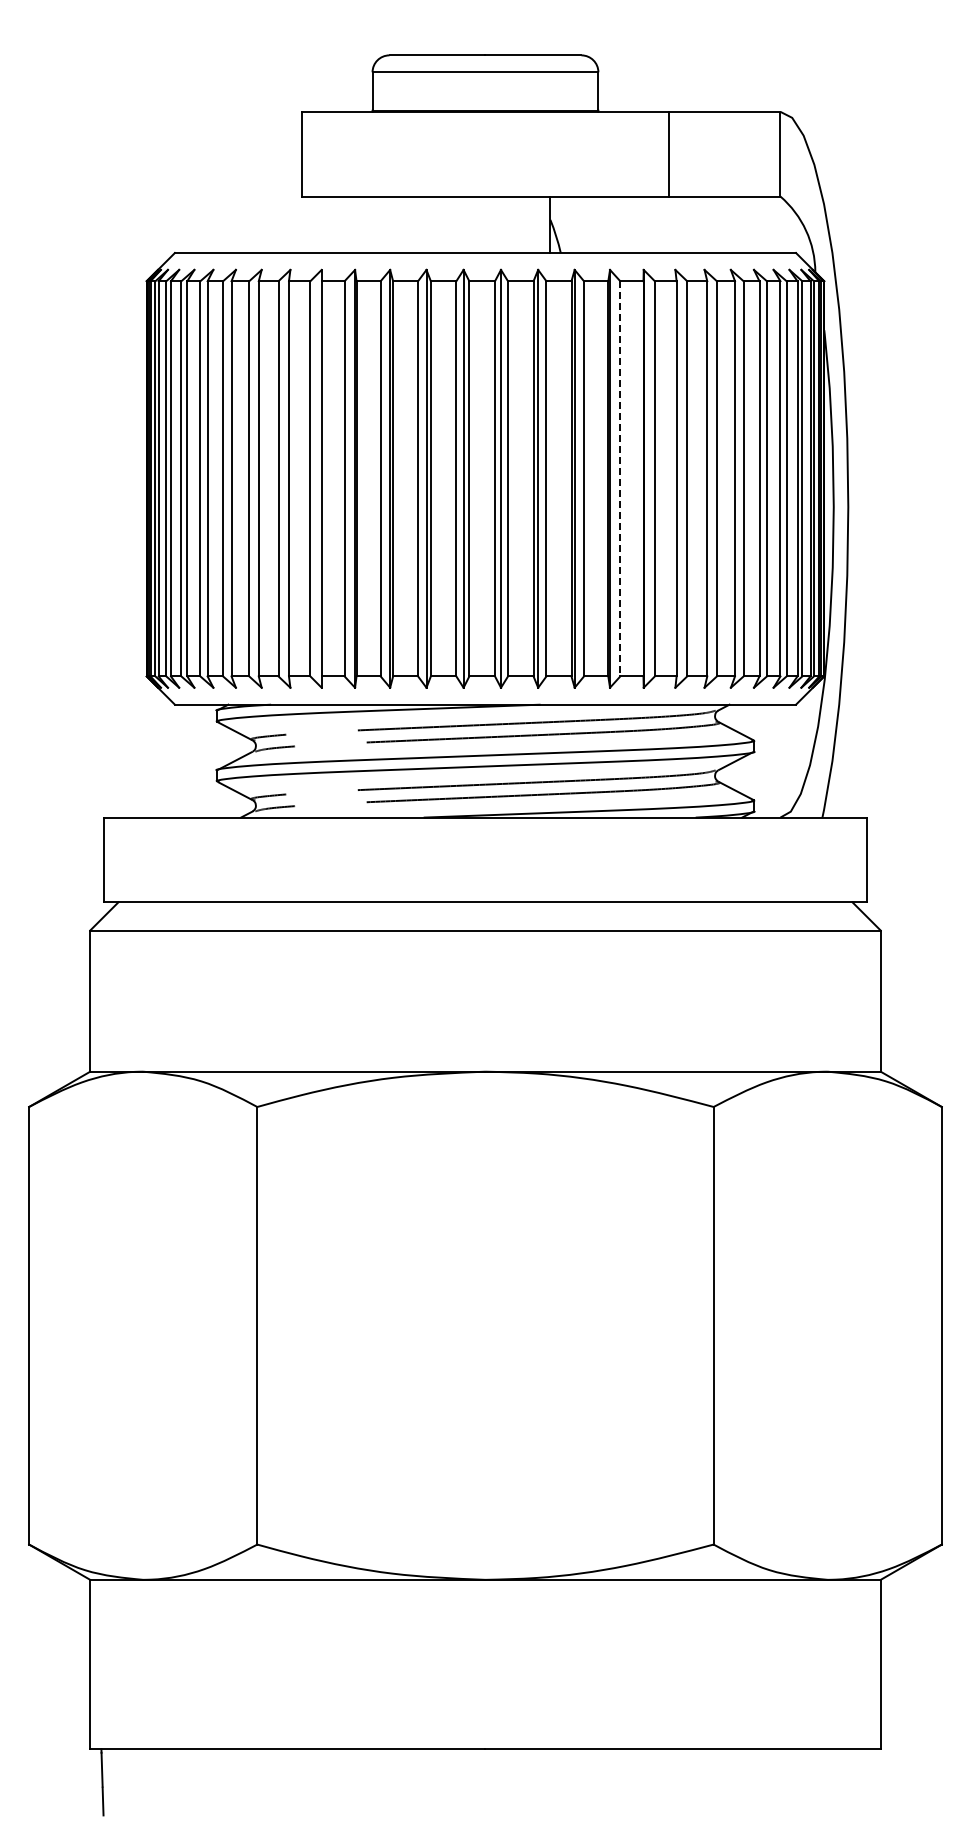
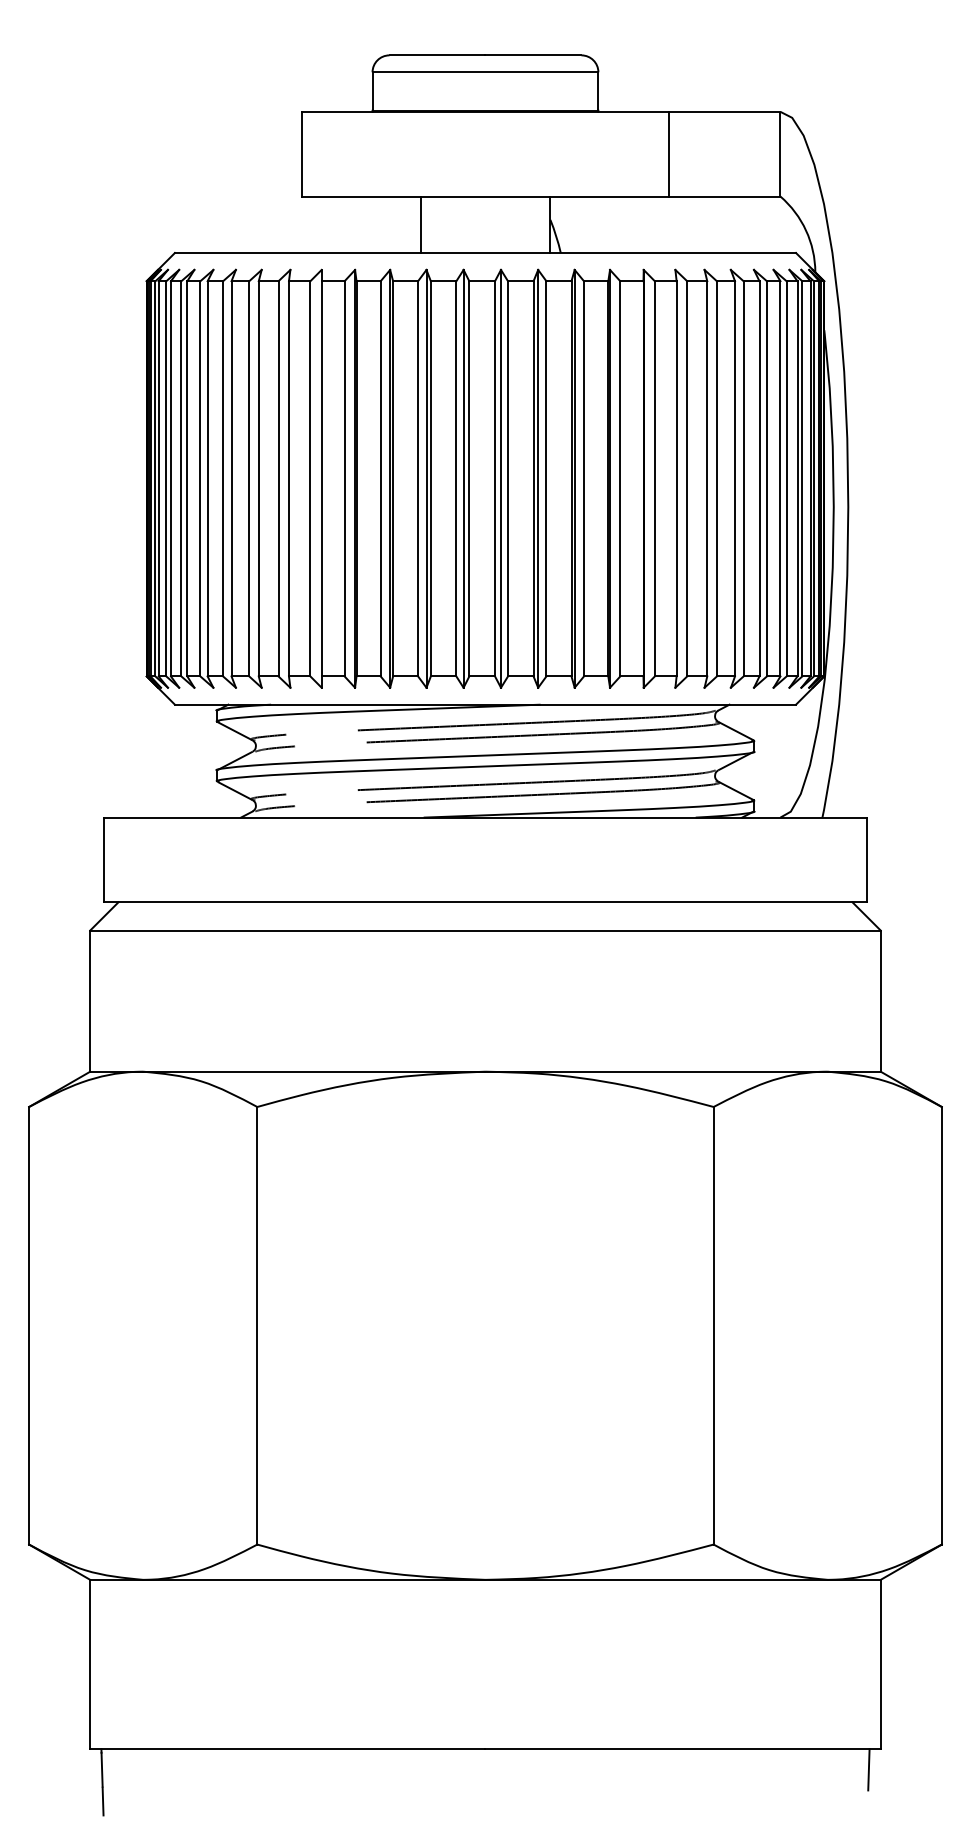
line: none -> present (420, 224)
line: dashed -> solid (620, 478)
line: none -> present (868, 1769)
